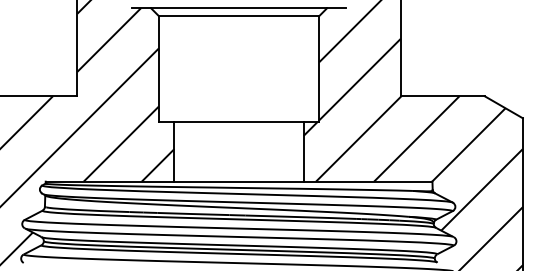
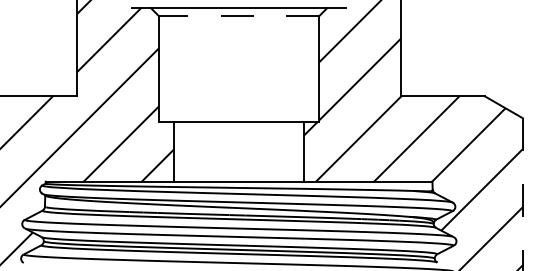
line: solid -> dashed (238, 16)
line: solid -> dashed (522, 194)
